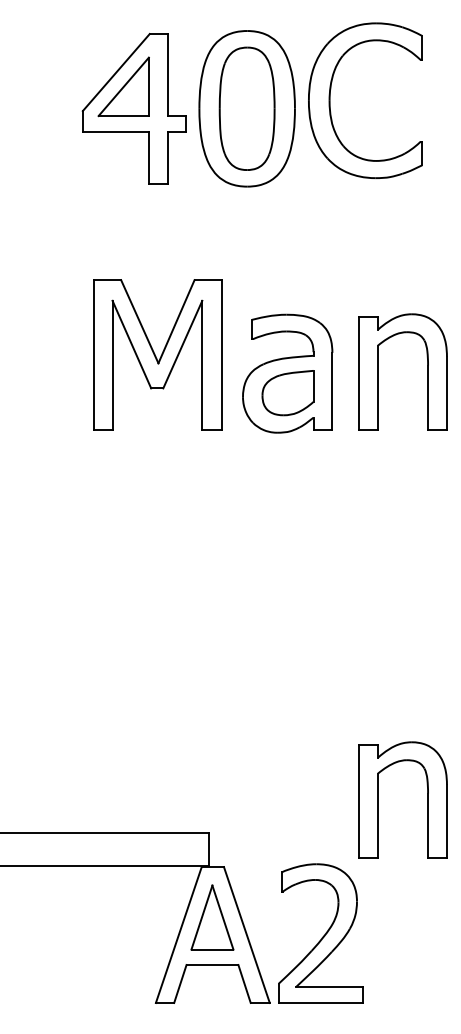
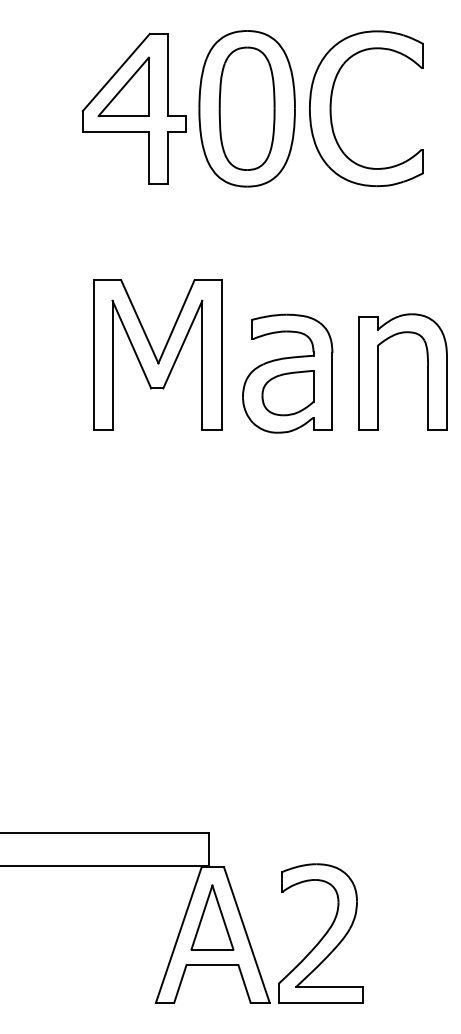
part position: (330, 100) -> (331, 108) (331, 108)
part: present -> none (378, 799)
